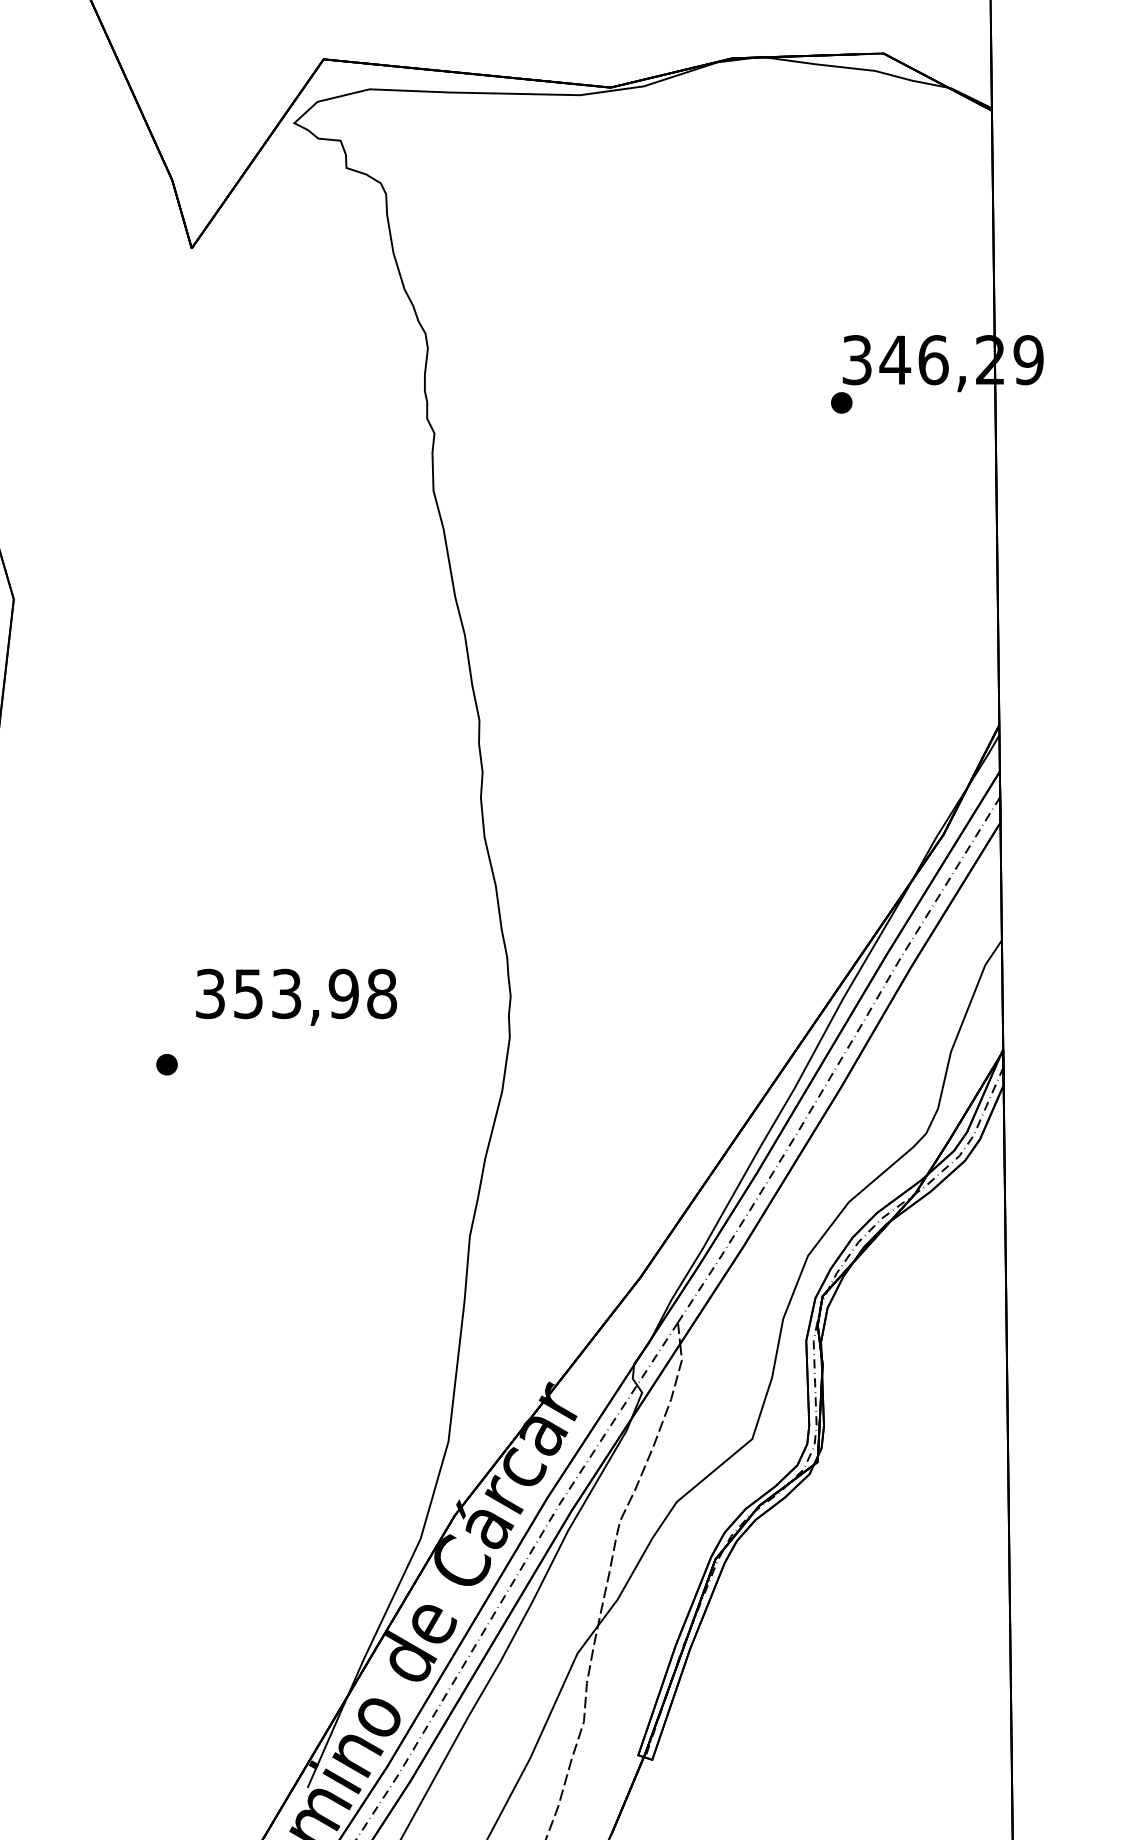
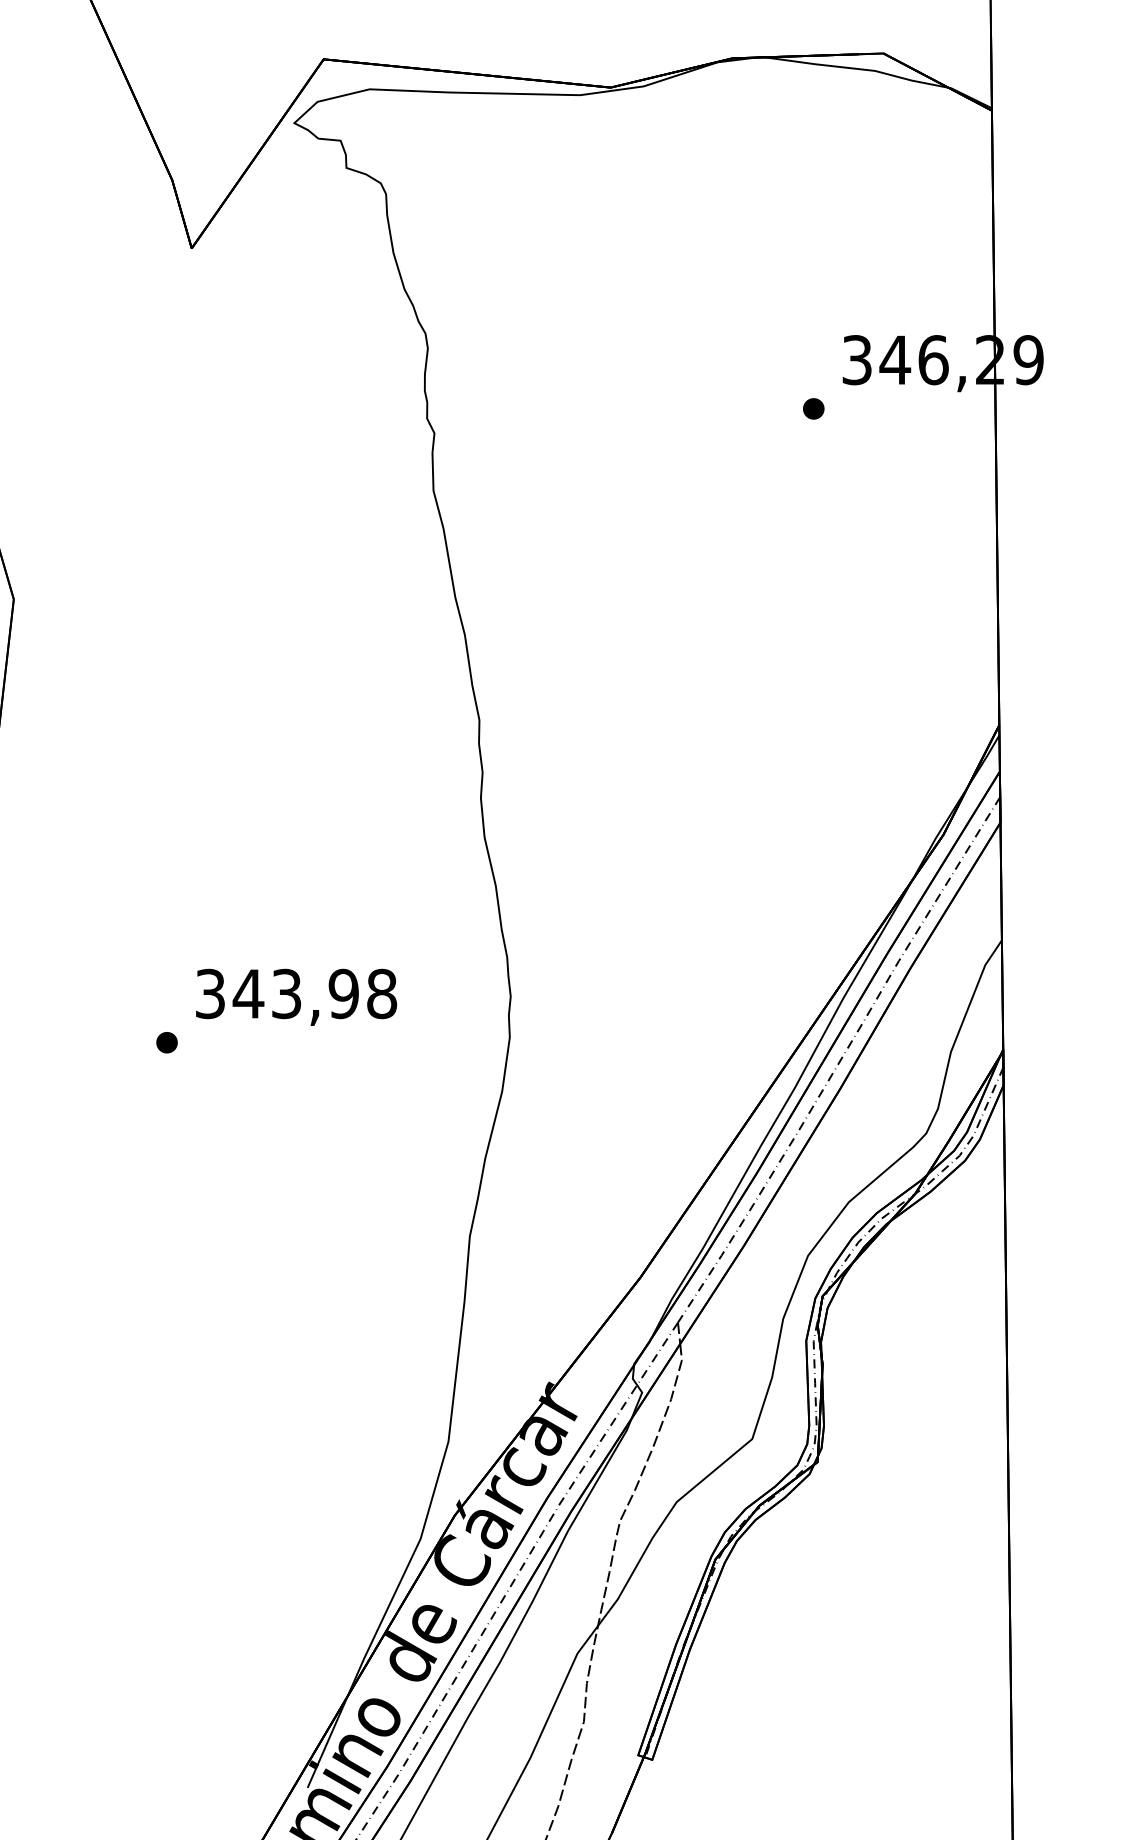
part position: (841, 402) -> (813, 408) (813, 408)
text: 353,98 -> 343,98 (248, 994)
part position: (166, 1064) -> (166, 1042) (166, 1042)
